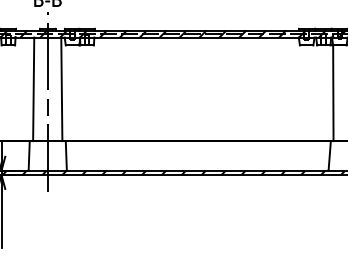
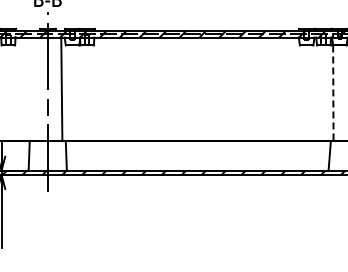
line: present -> none (33, 89)
line: solid -> dashed (333, 93)
